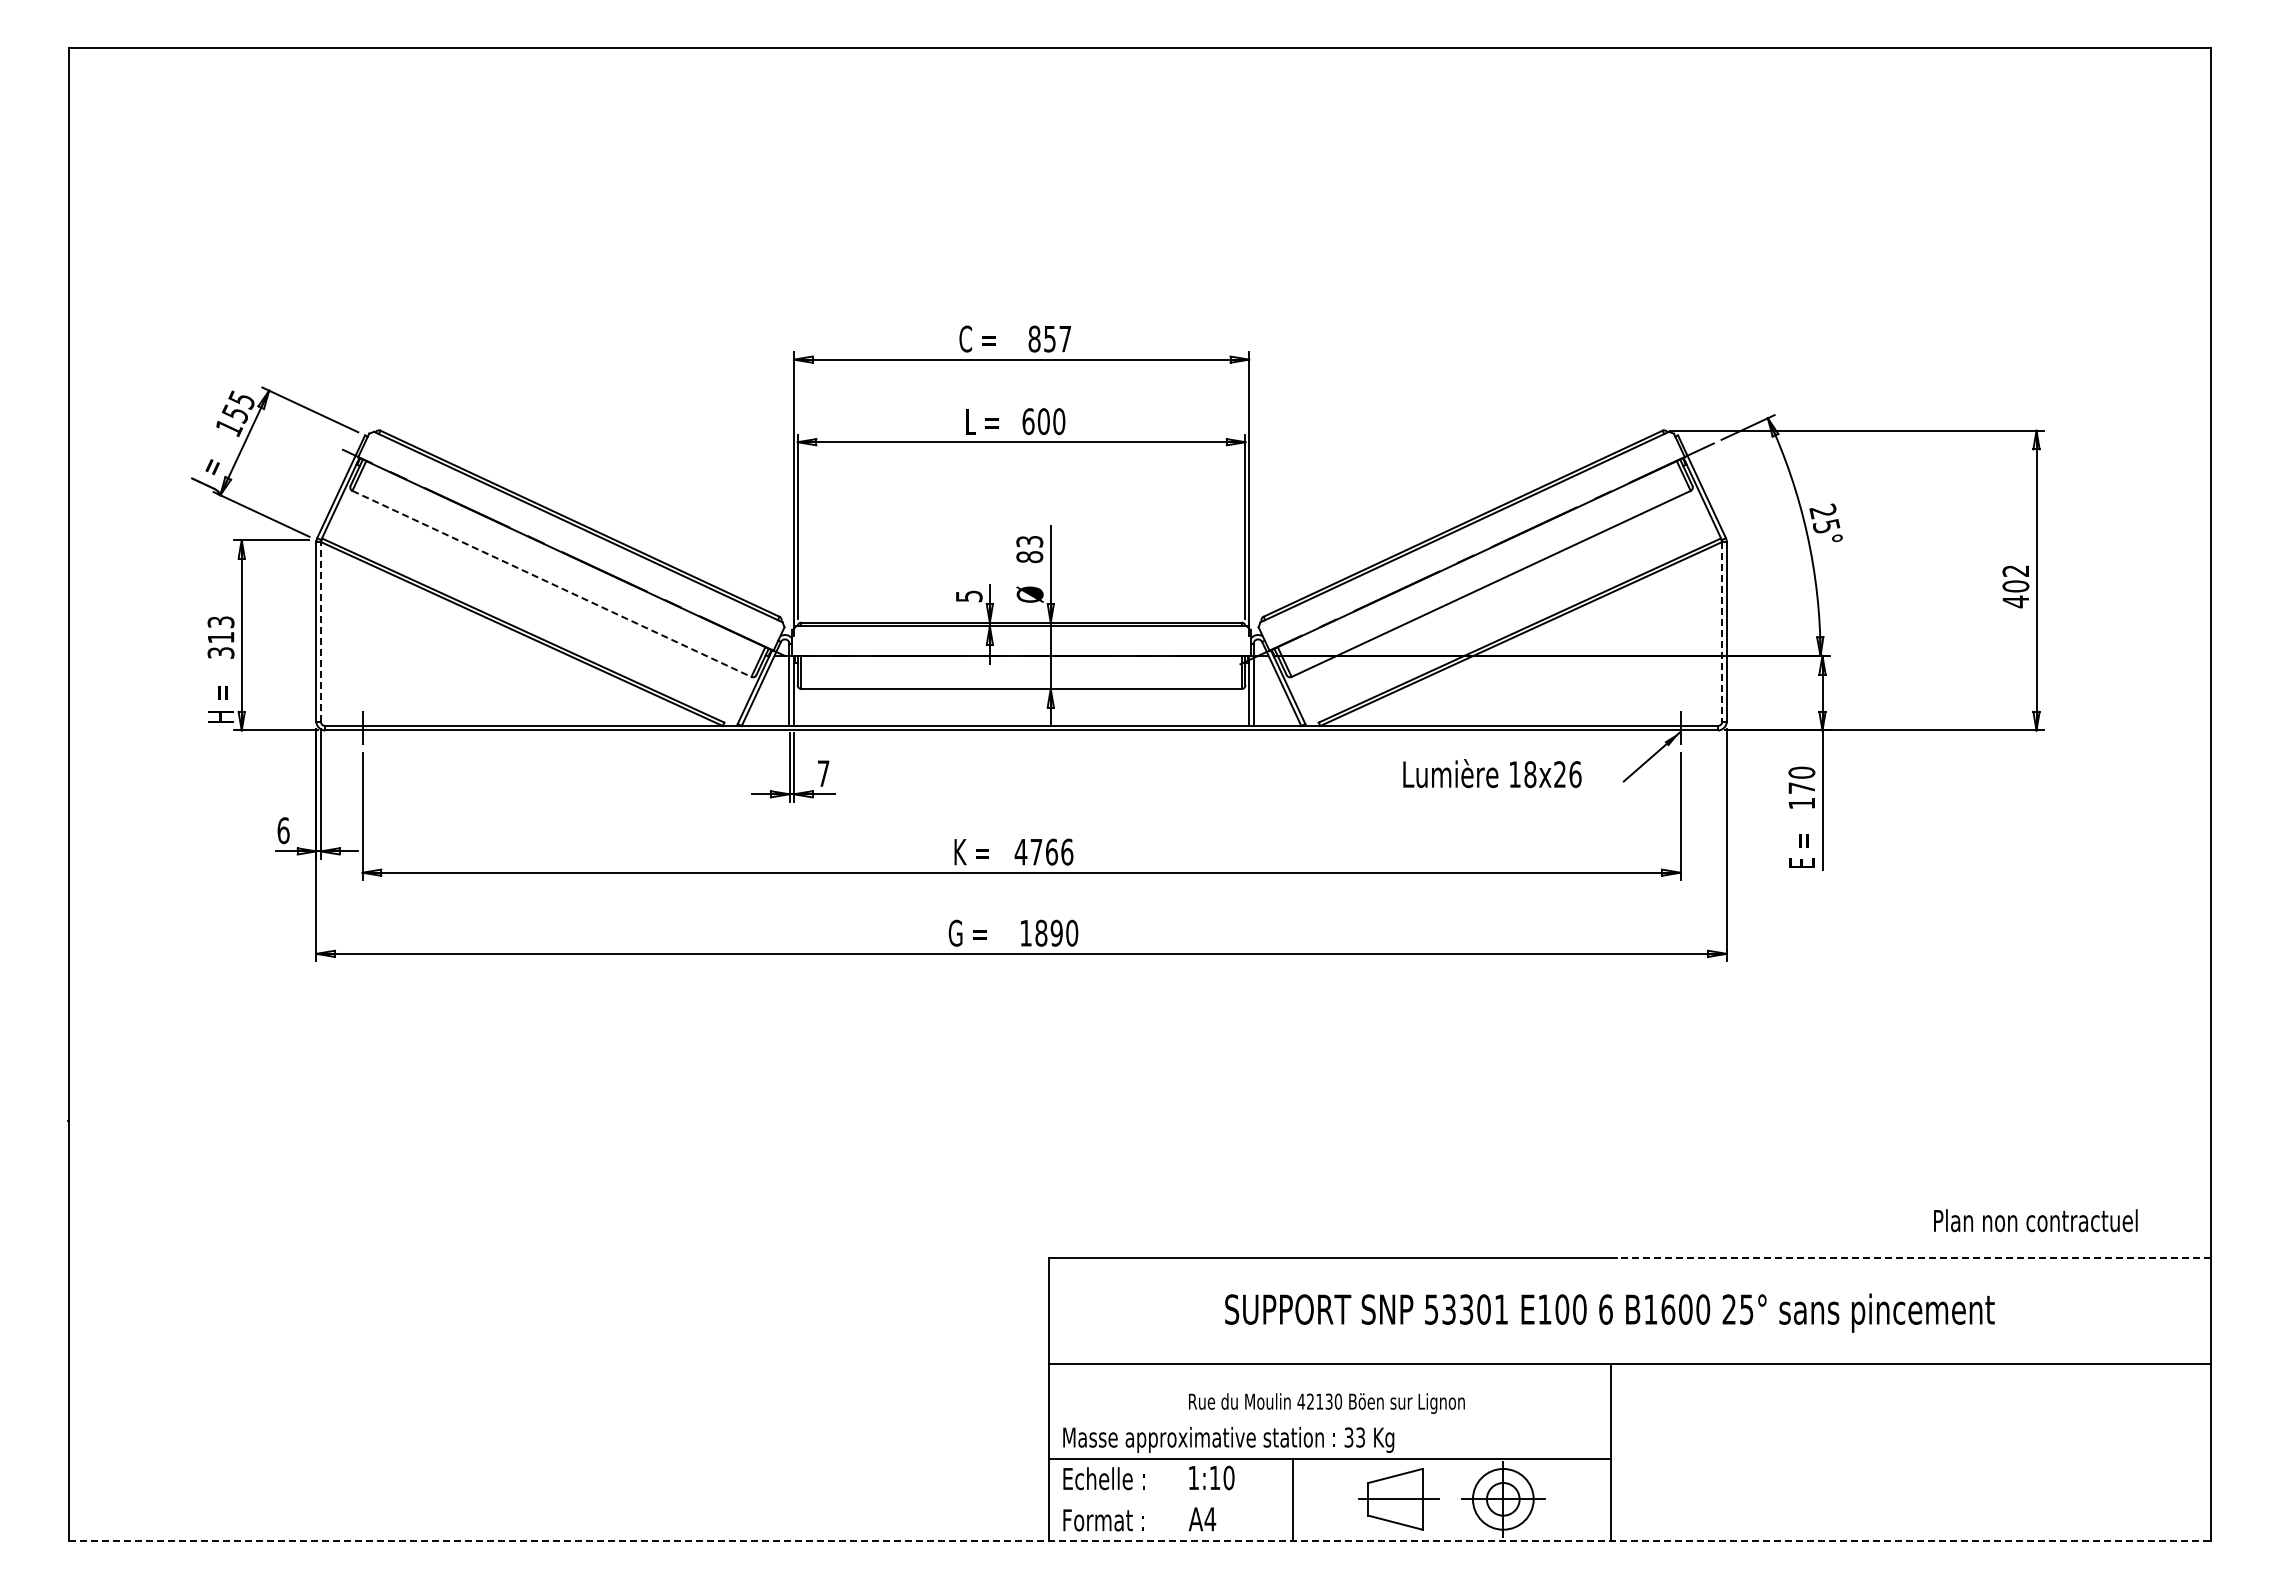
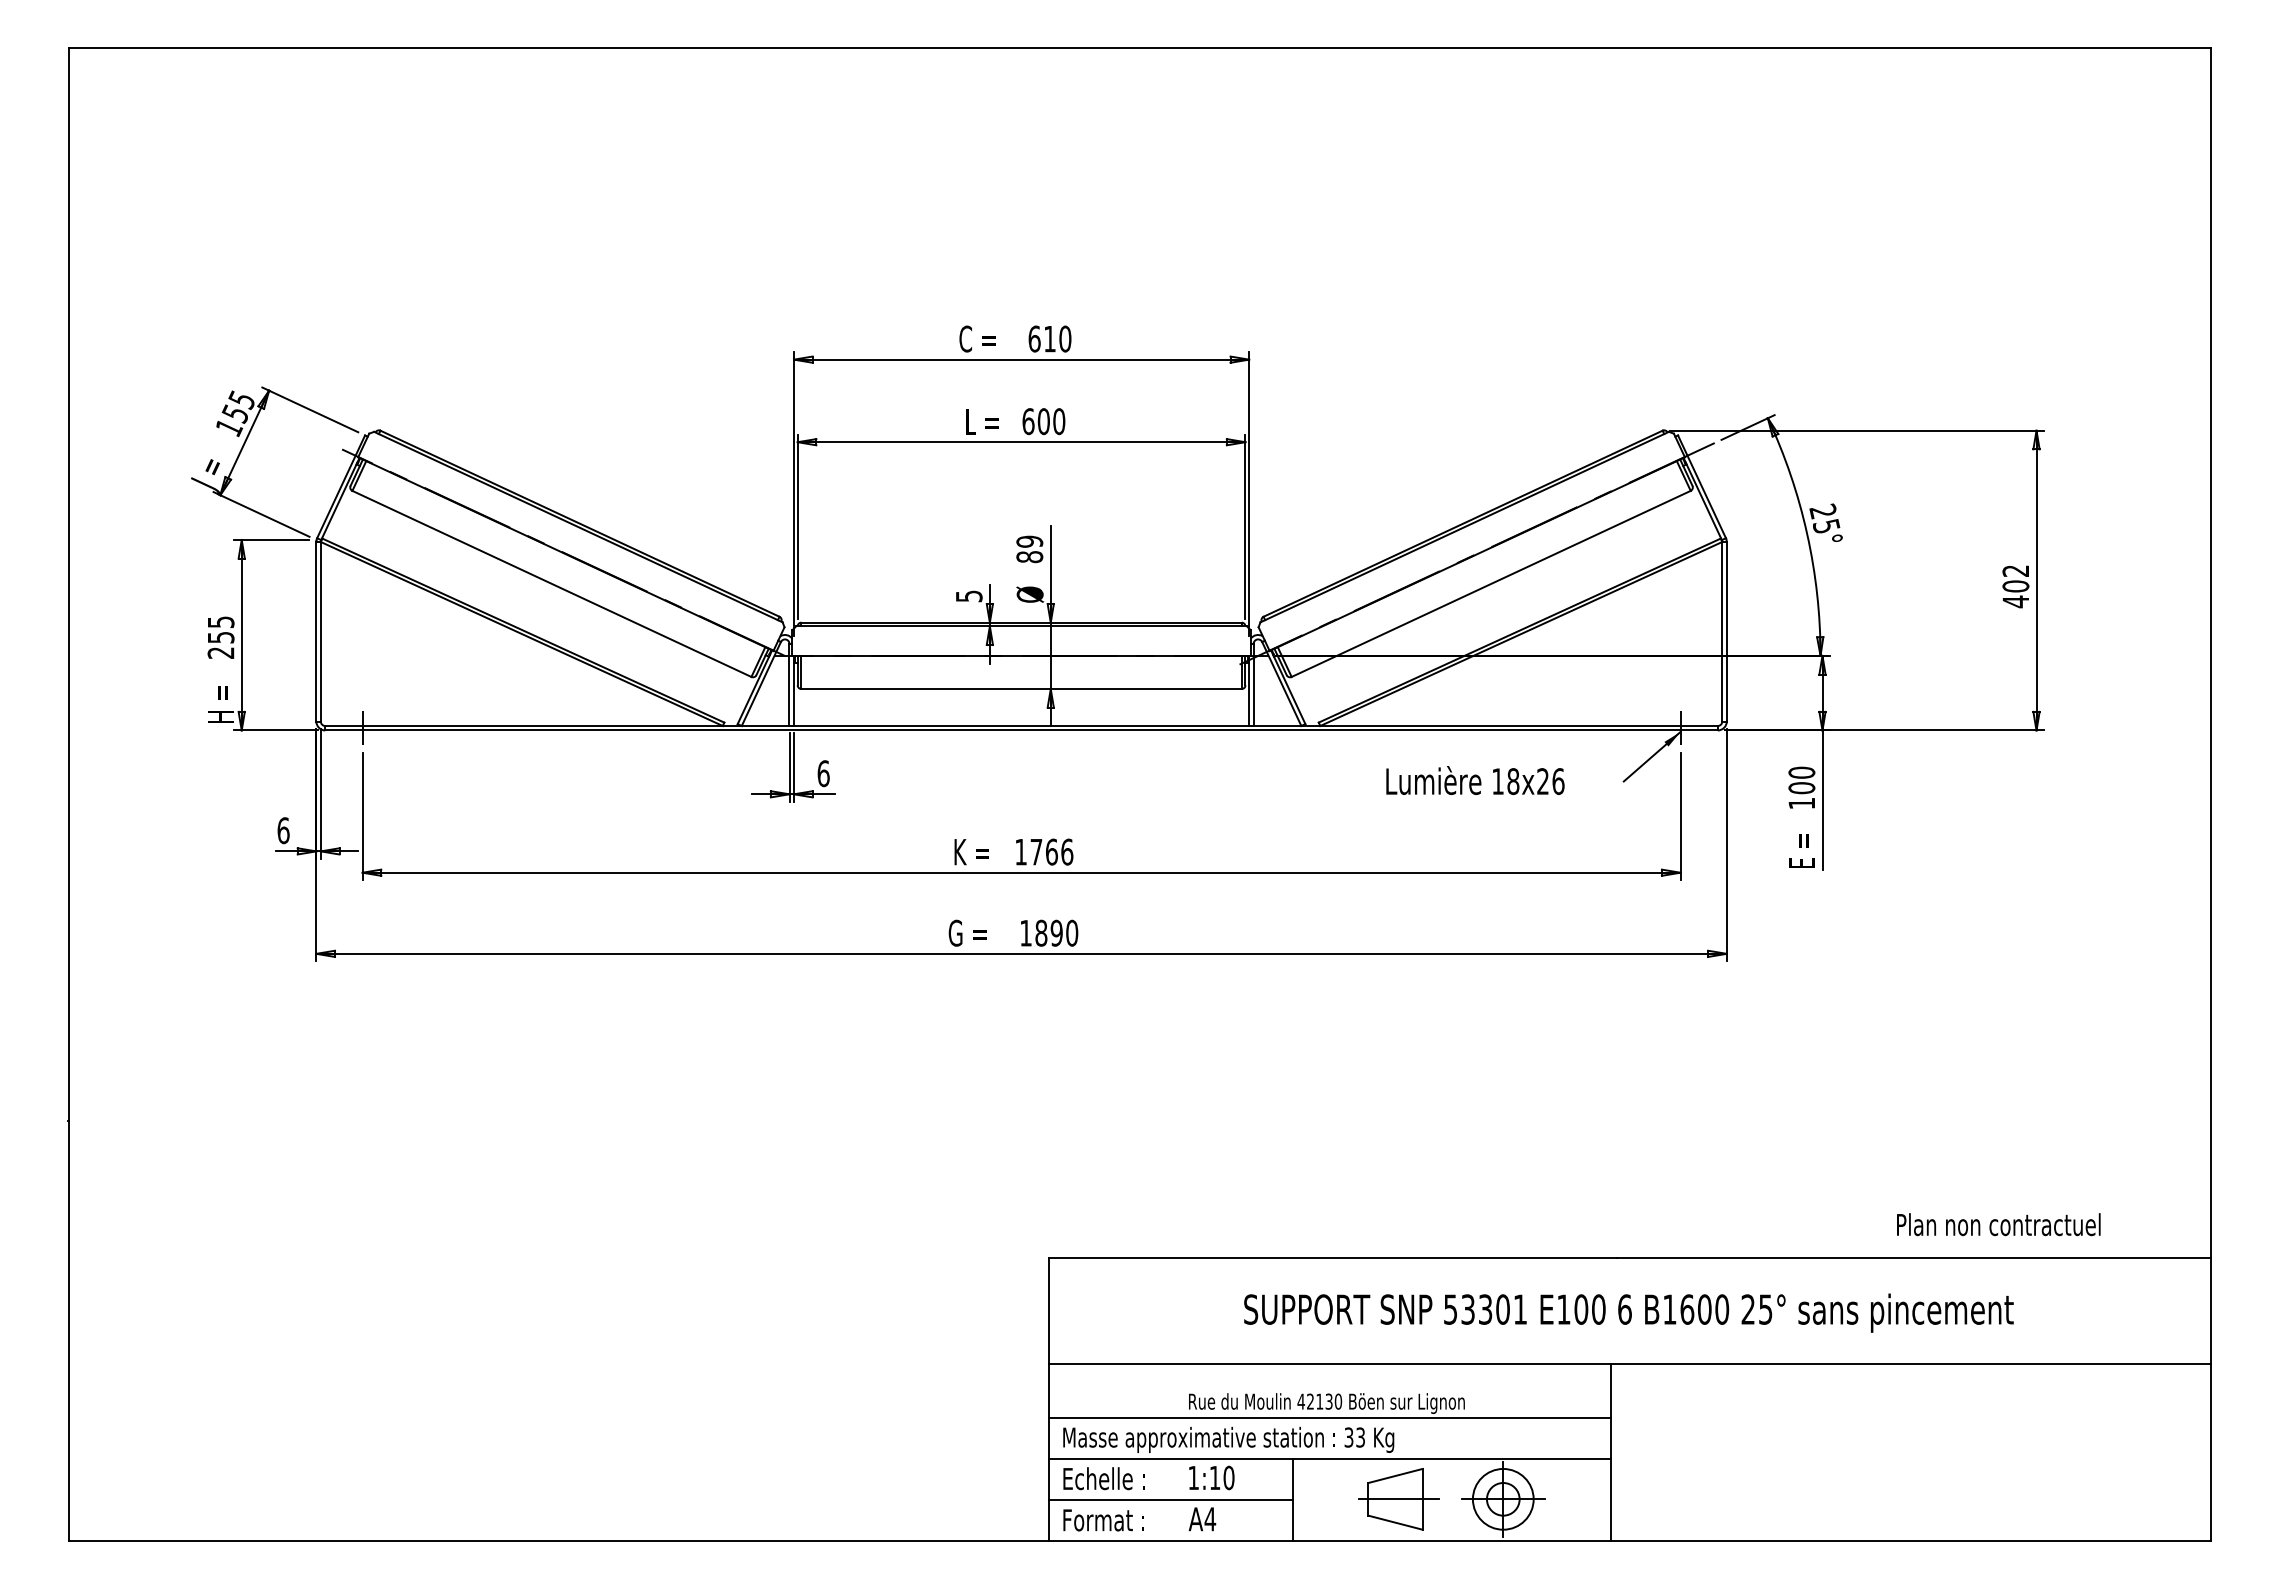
text: 857 -> 610 (1049, 338)
text: 83 -> 89 (1029, 541)
line: dashed -> solid (552, 584)
line: dashed -> solid (320, 631)
line: dashed -> solid (1722, 631)
text: 313 -> 255 (220, 637)
text: 7 -> 6 (823, 773)
text position: (1492, 773) -> (1475, 780) (1475, 780)
text: 170 -> 100 (1801, 788)
text: 4766 -> 1766 (1020, 852)
text position: (2035, 1220) -> (1998, 1224) (1998, 1224)
line: dashed -> solid (1913, 1257)
text position: (1609, 1312) -> (1628, 1312) (1628, 1312)
line: none -> present (1330, 1418)
line: none -> present (1170, 1500)
line: dashed -> solid (1139, 1541)
